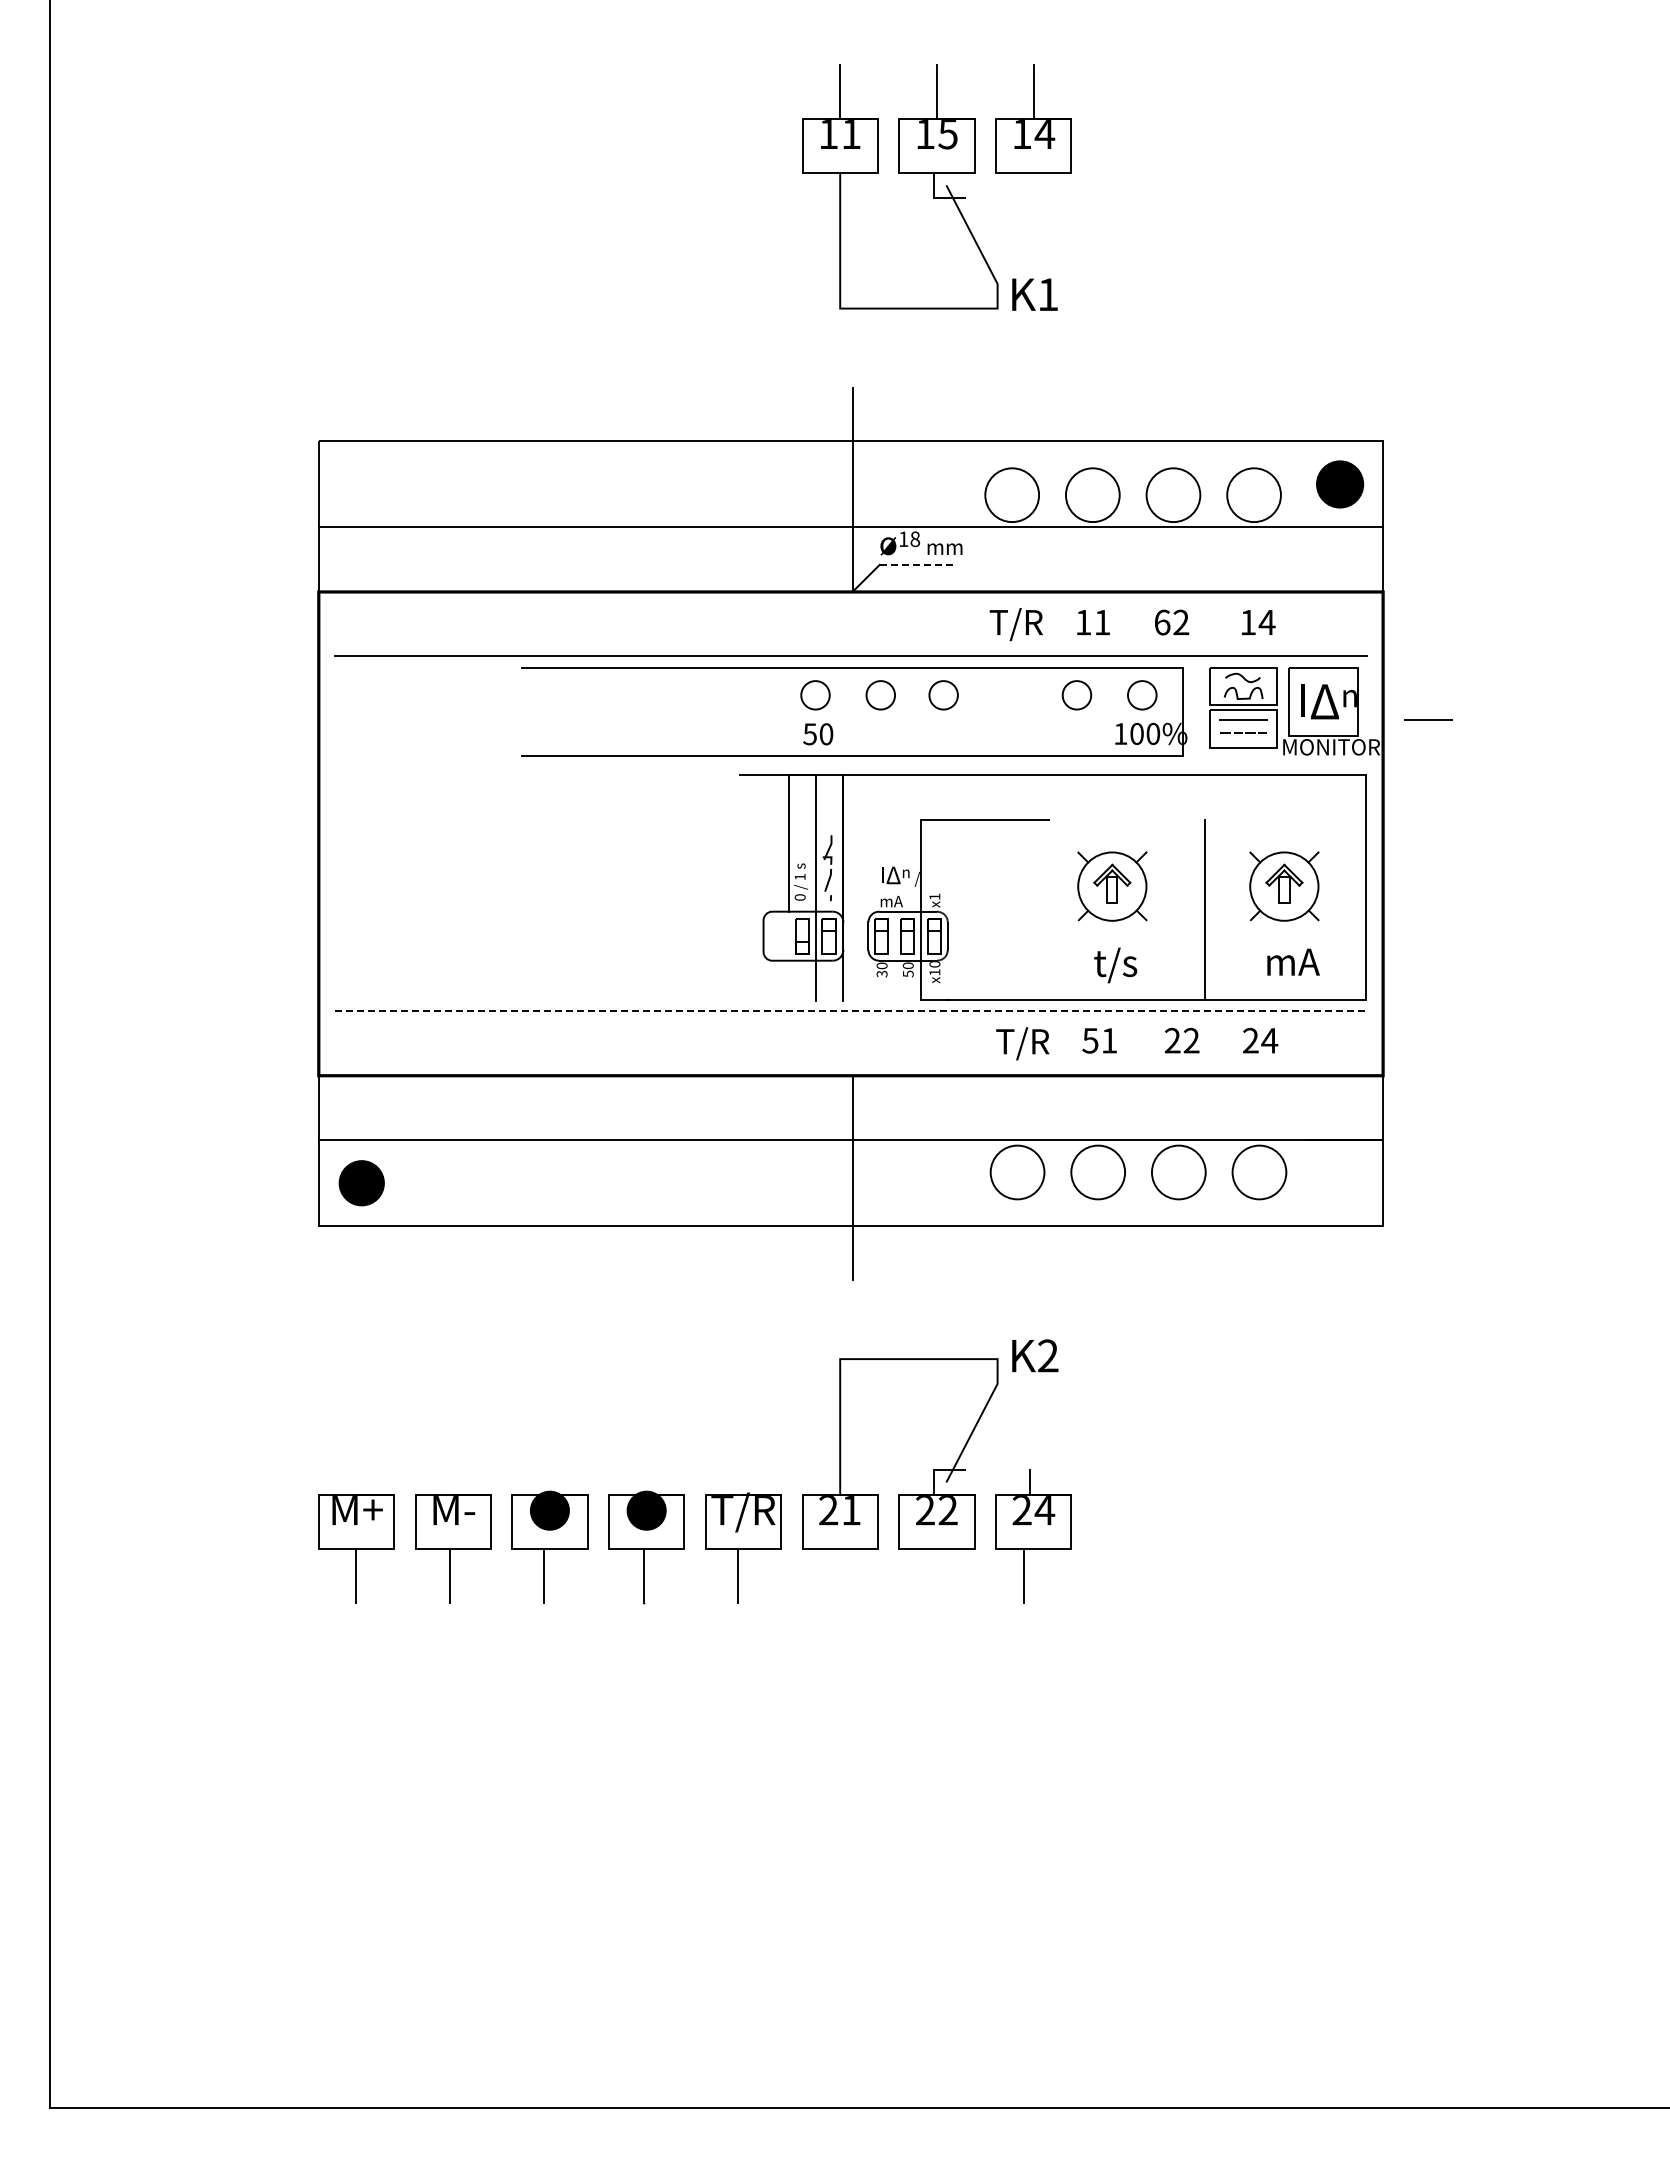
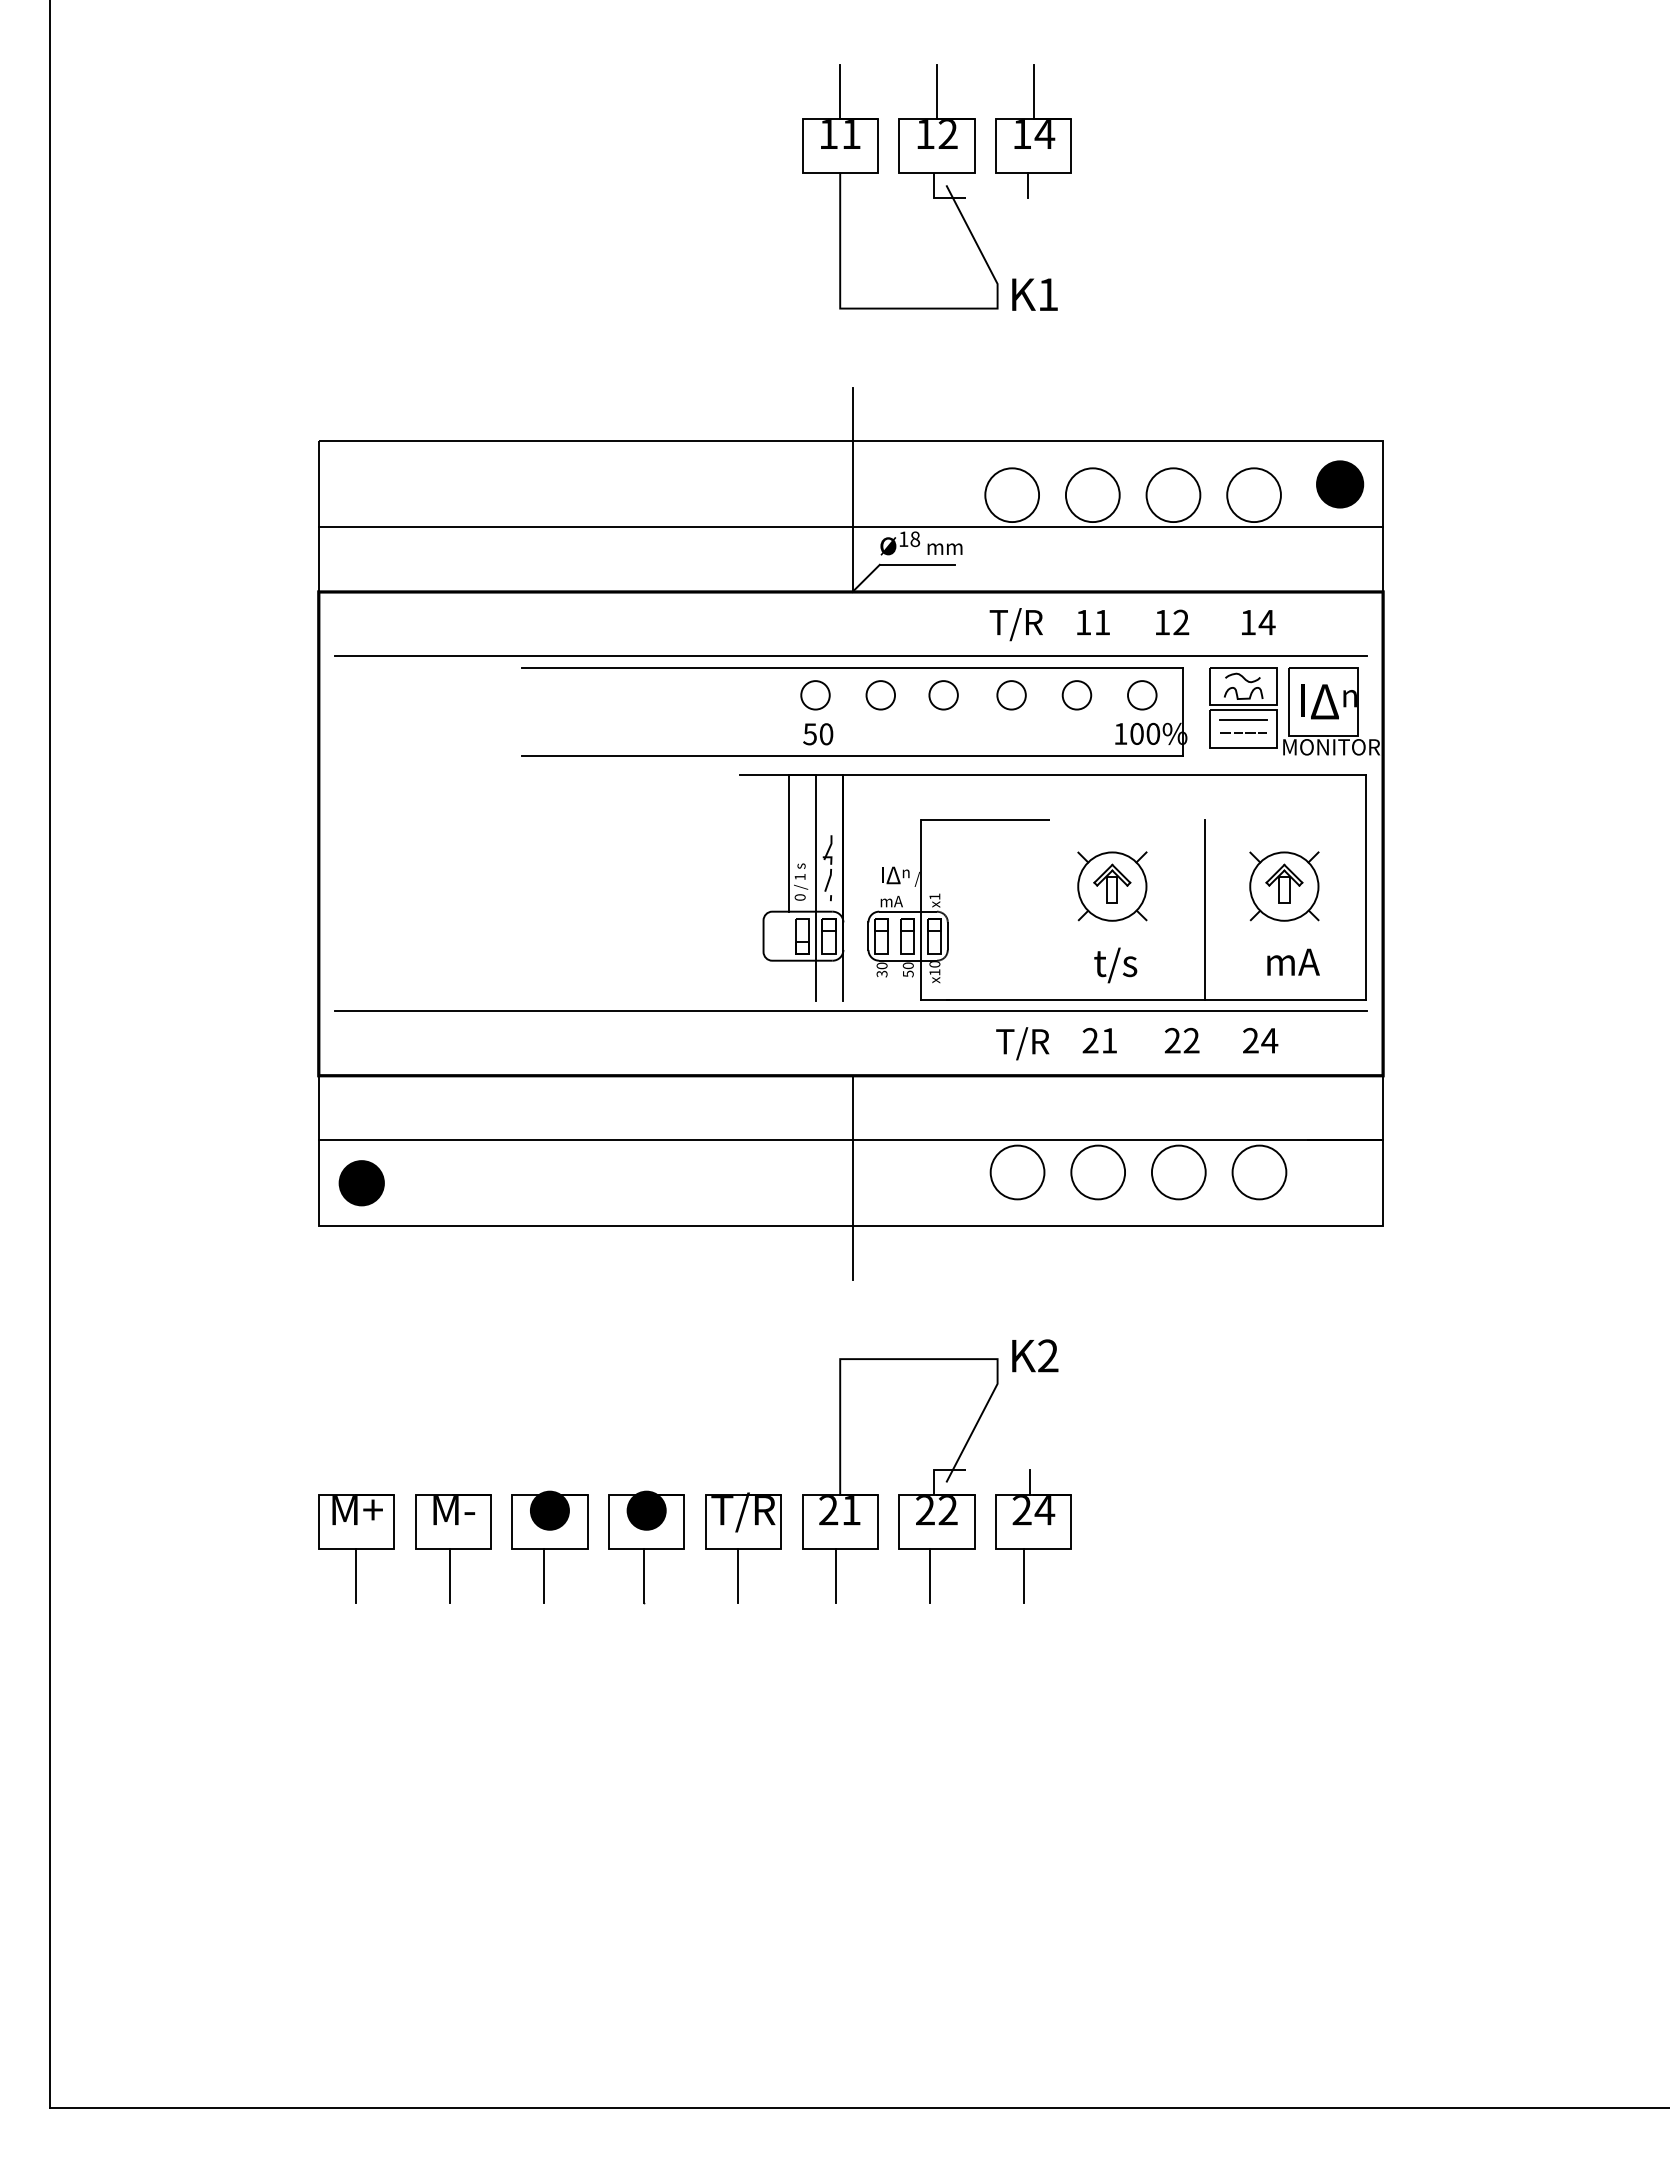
text: 15 -> 12 (947, 134)
line: none -> present (1027, 185)
line: dashed -> solid (917, 564)
text: 62 -> 12 (1162, 622)
part: none -> present (1011, 695)
line: present -> none (1428, 719)
line: dashed -> solid (851, 1011)
text: 51 -> 21 (1090, 1040)
line: none -> present (836, 1575)
line: none -> present (930, 1575)
